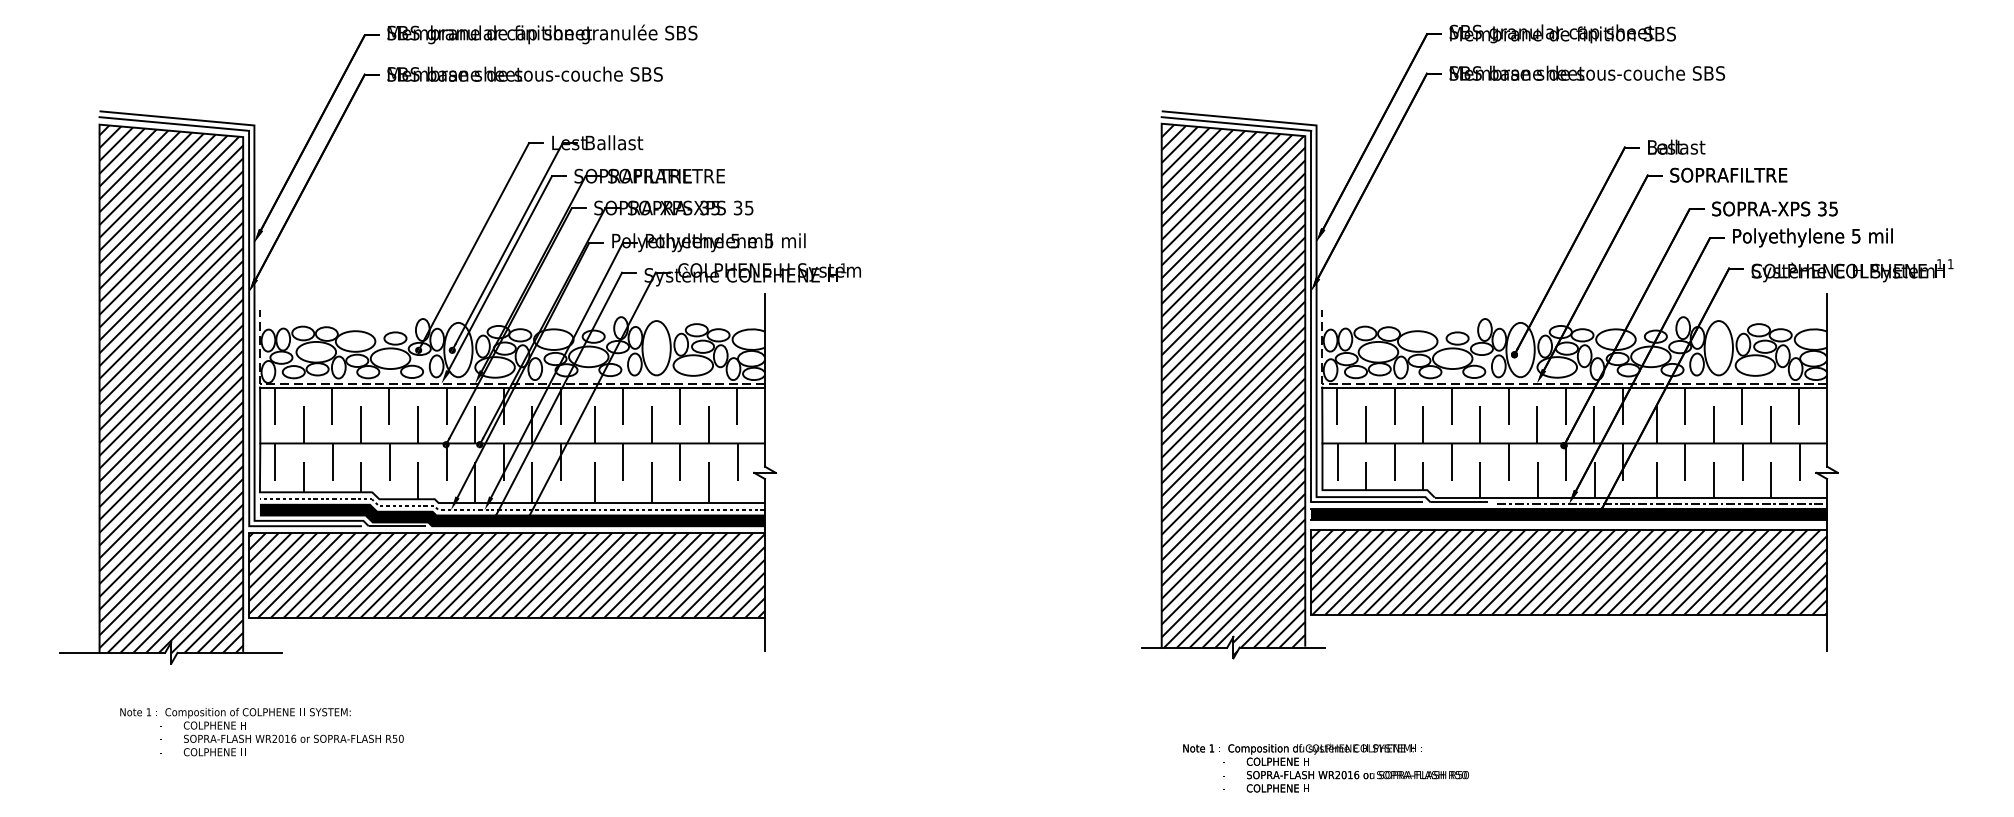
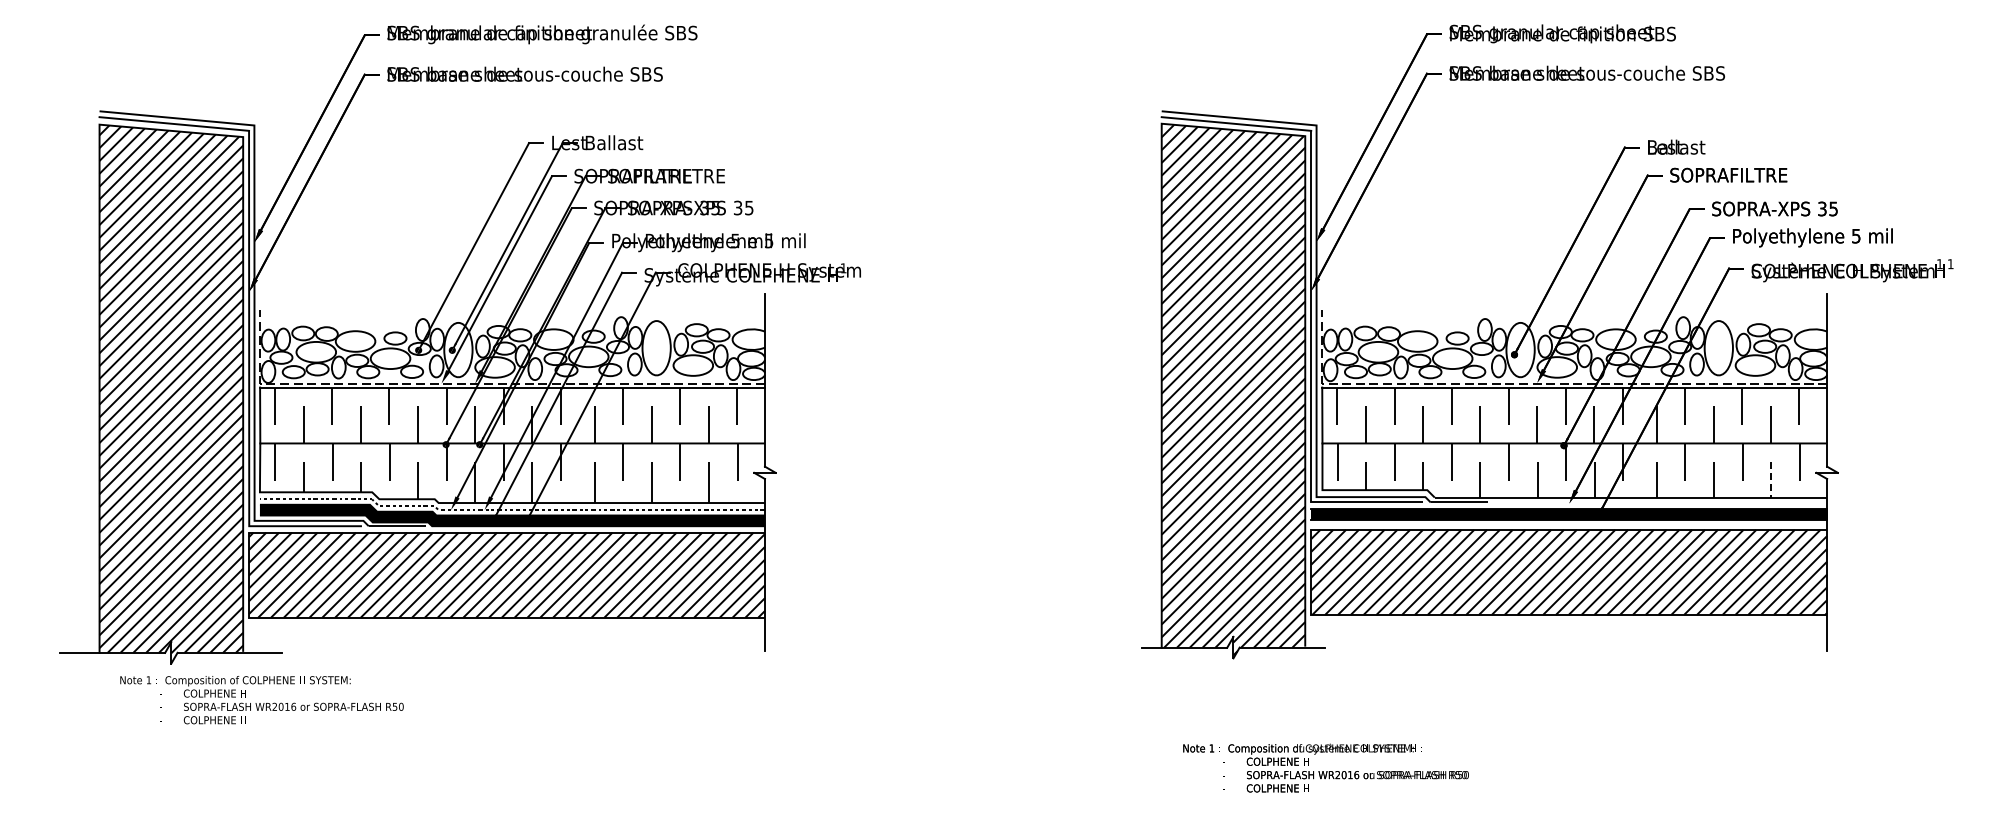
line: solid -> dashed (1771, 479)
line: present -> none (1662, 503)
text position: (261, 732) -> (261, 700) (261, 700)
